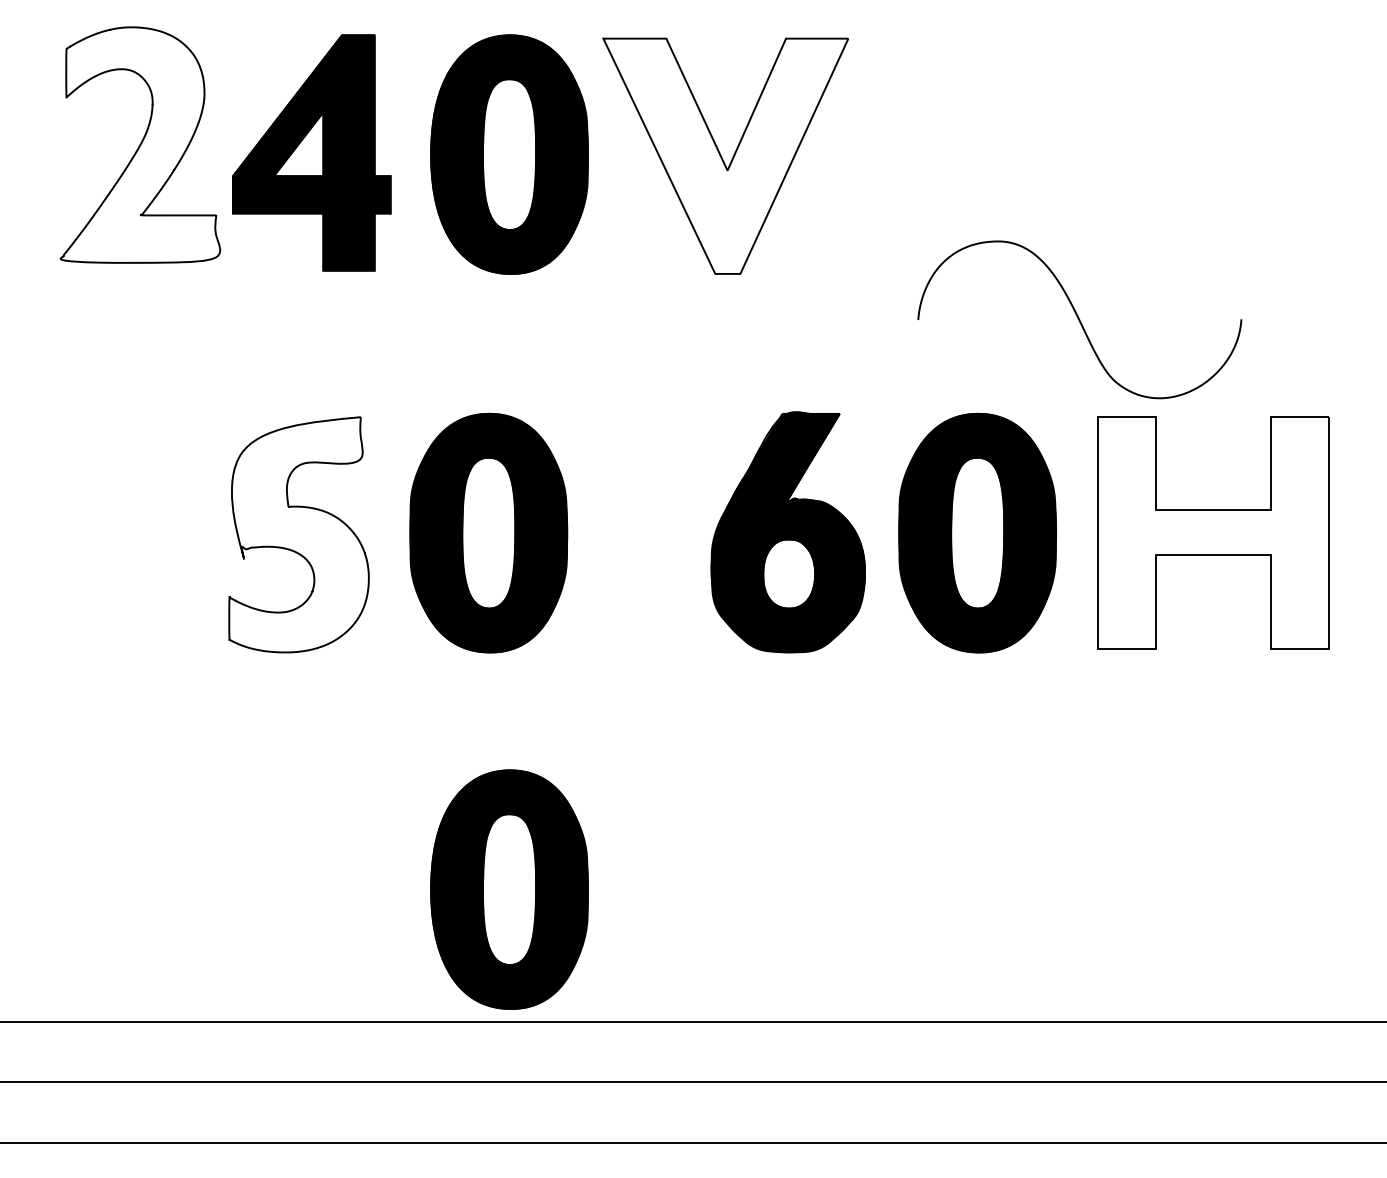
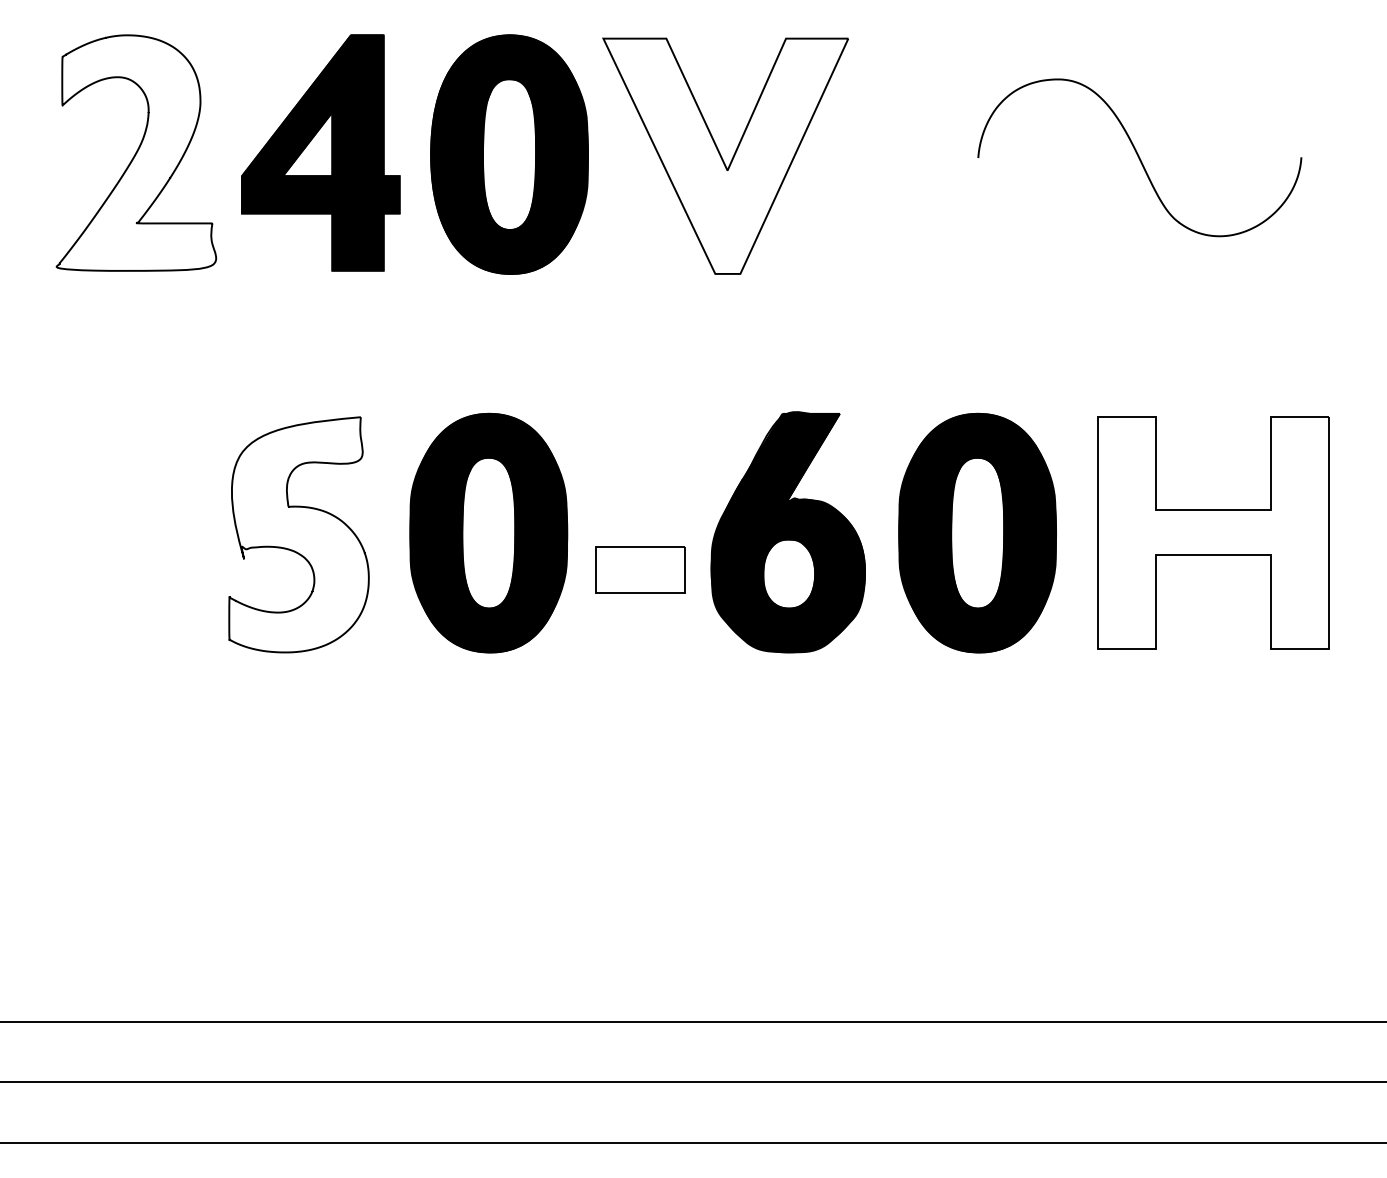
part position: (140, 144) -> (136, 152) (136, 152)
part position: (311, 152) -> (320, 152) (320, 152)
curve position: (1079, 319) -> (1139, 157) (1139, 157)
part: none -> present (640, 569)
part: present -> none (509, 889)
